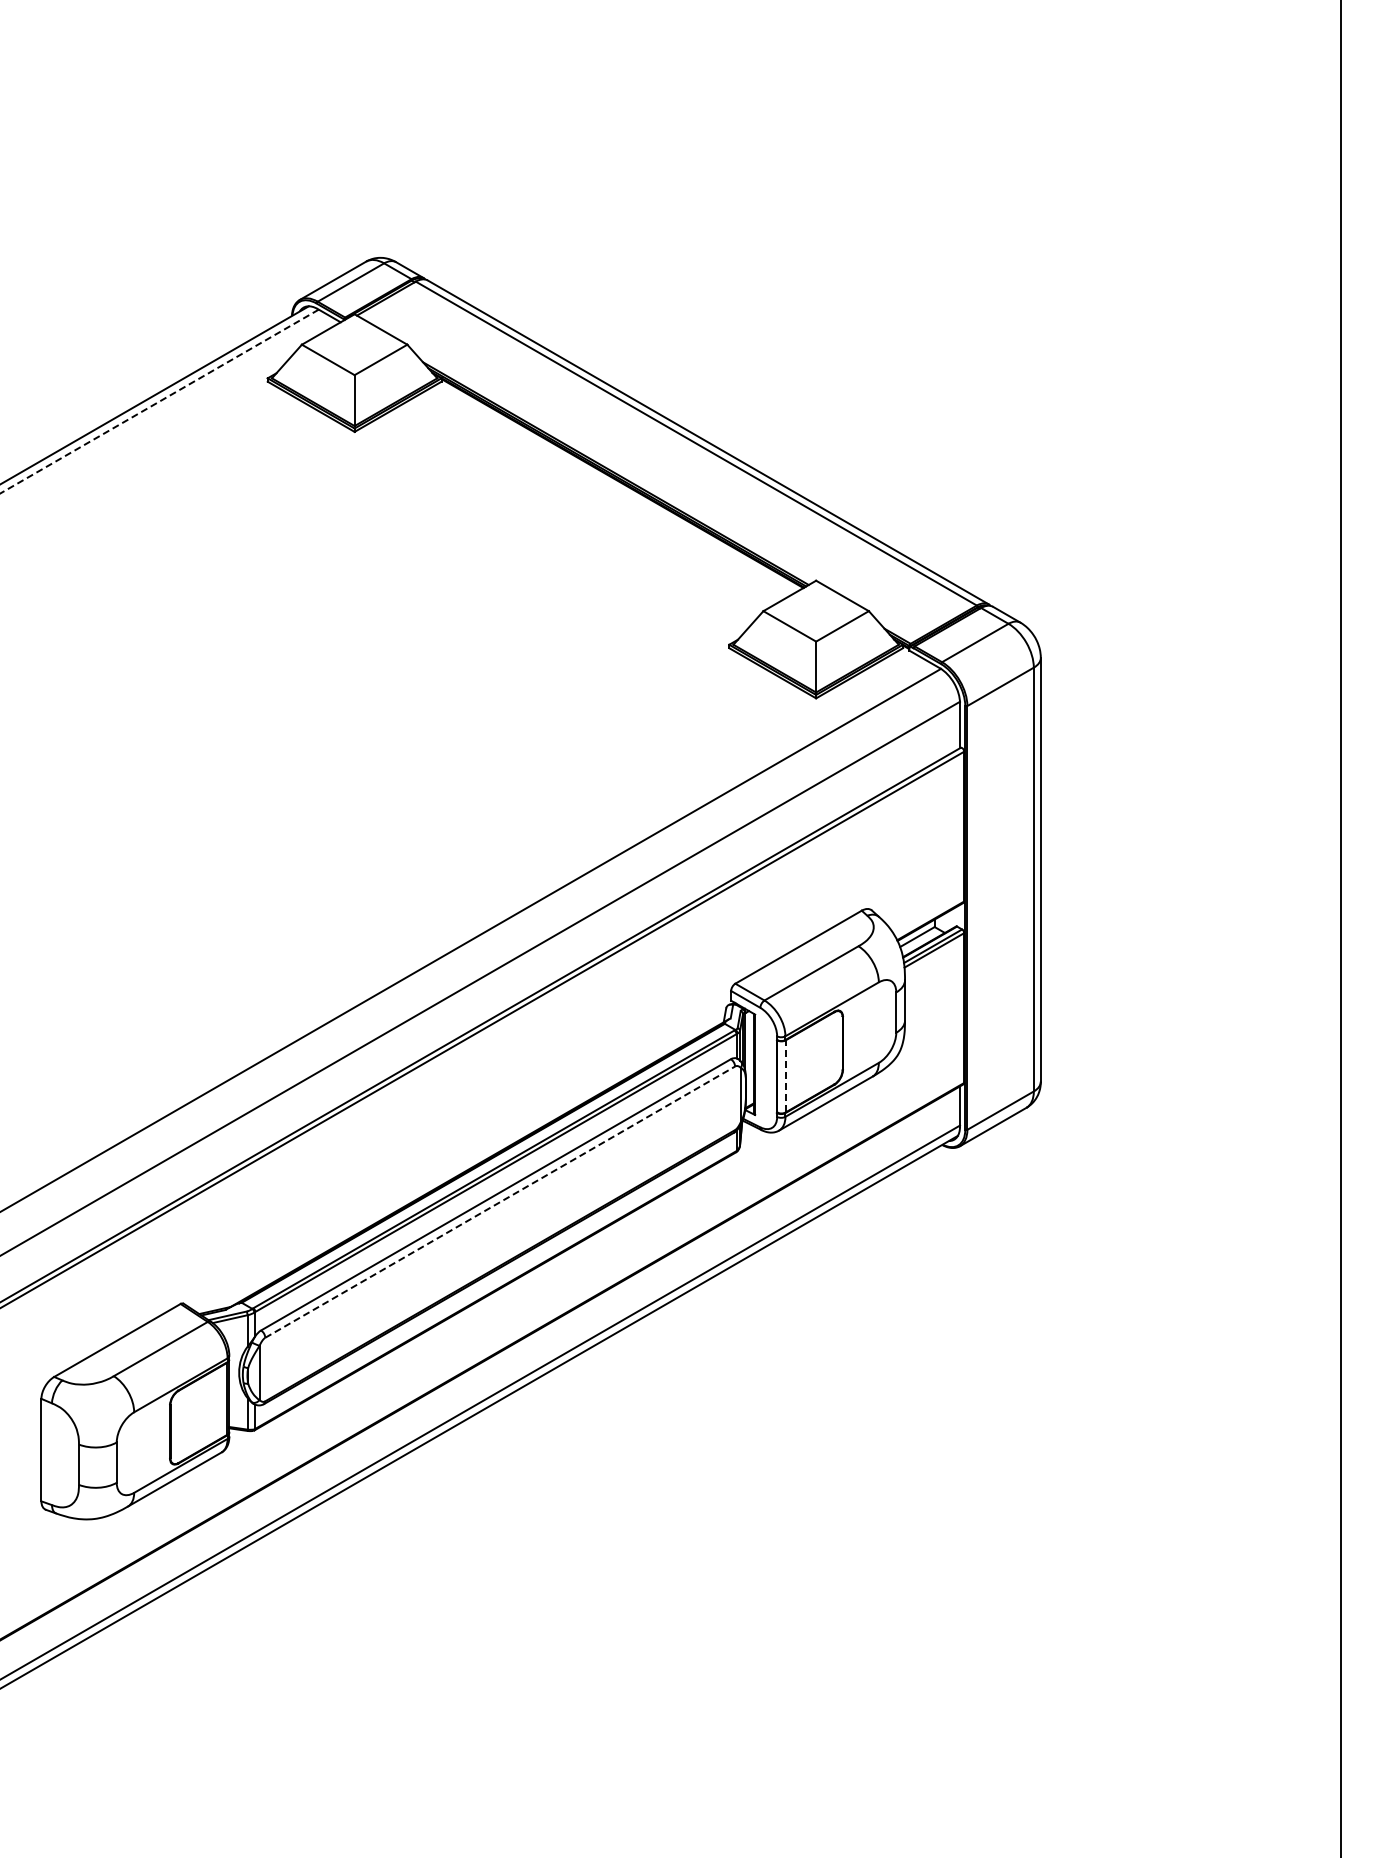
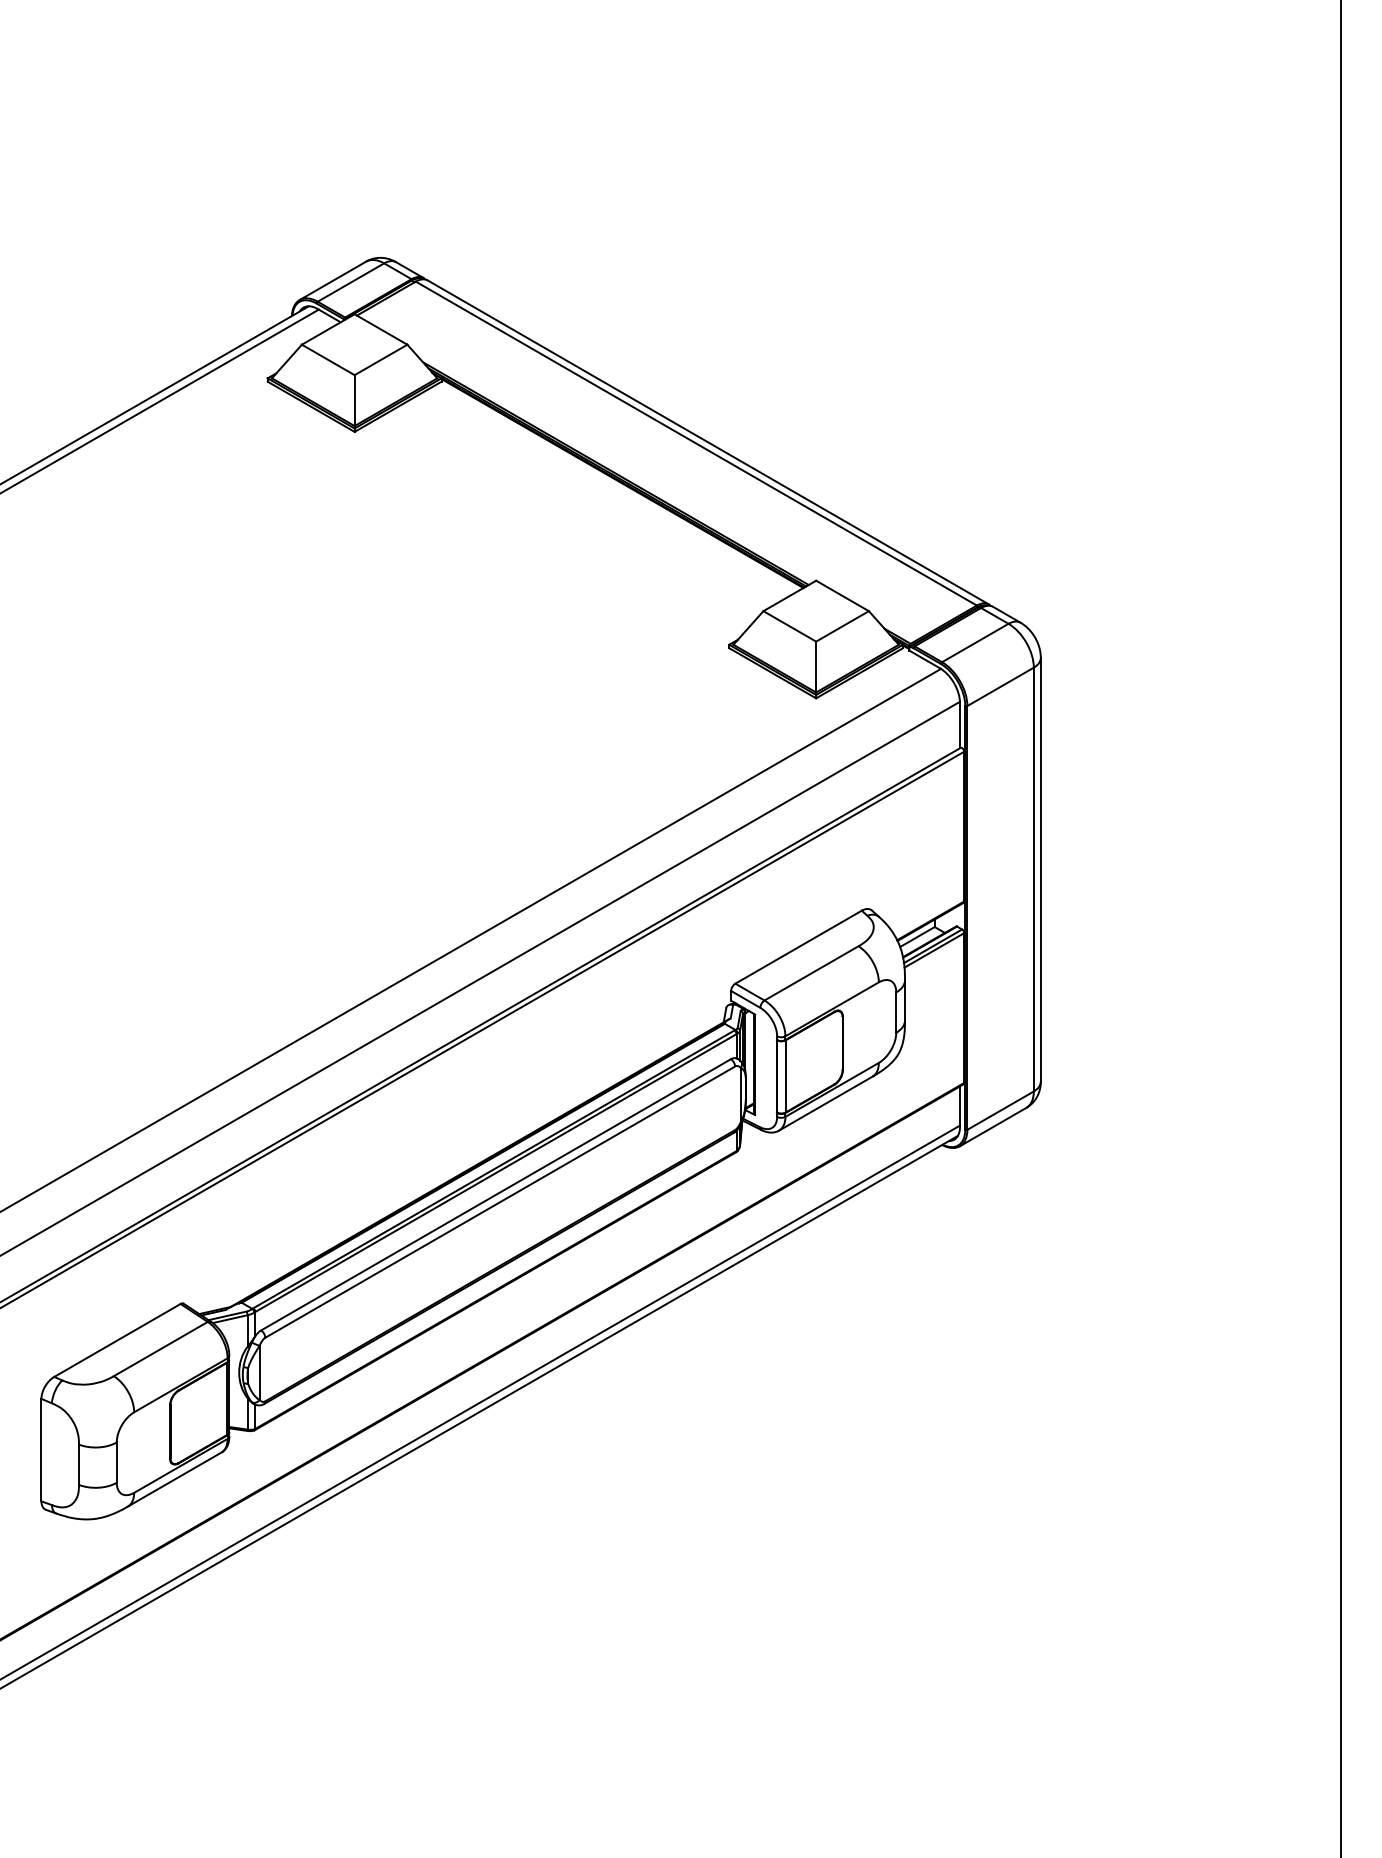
line: dashed -> solid (159, 401)
line: dashed -> solid (785, 1075)
line: dashed -> solid (500, 1201)
